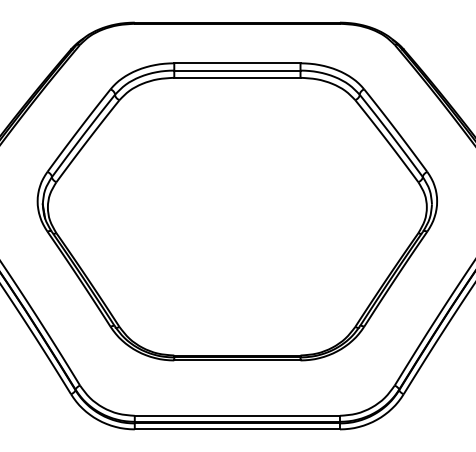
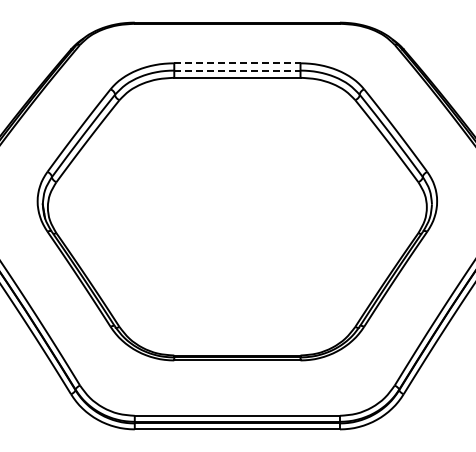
line: solid -> dashed (237, 63)
line: solid -> dashed (237, 70)
